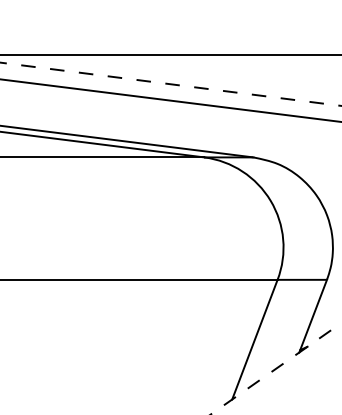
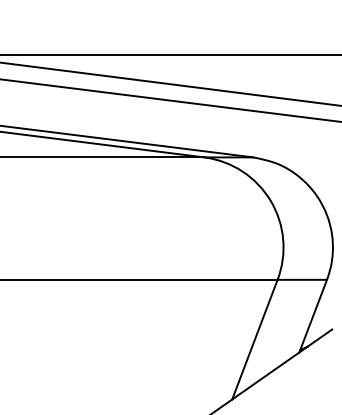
line: dashed -> solid (170, 84)
line: dashed -> solid (271, 371)
